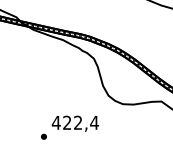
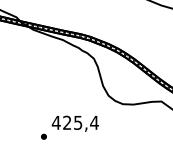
text: 422,4 -> 425,4 (78, 122)
